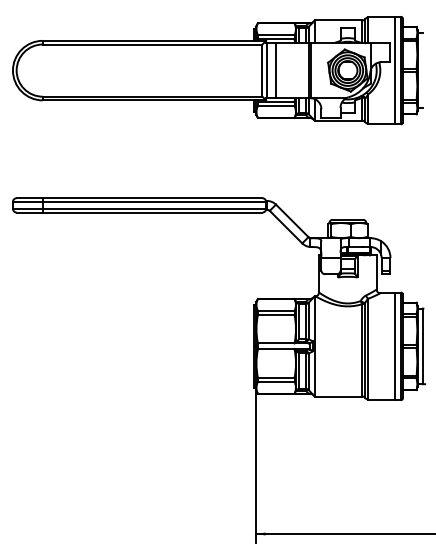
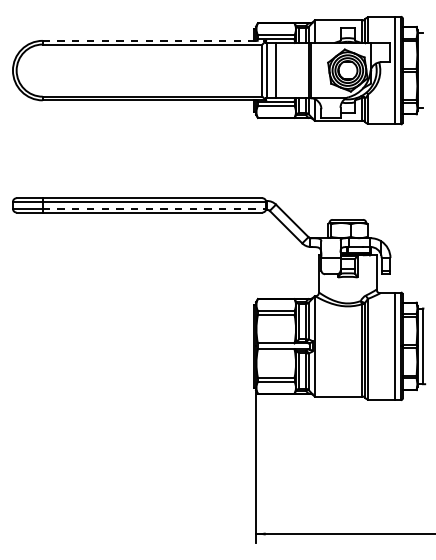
line: solid -> dashed (154, 40)
line: solid -> dashed (154, 208)
